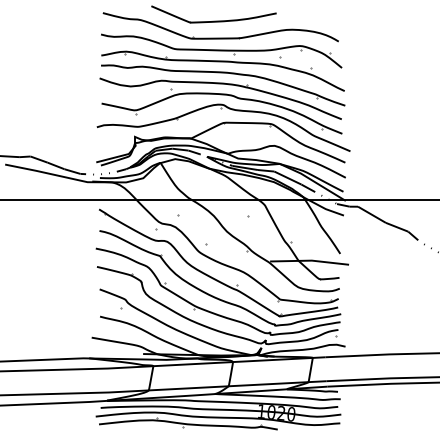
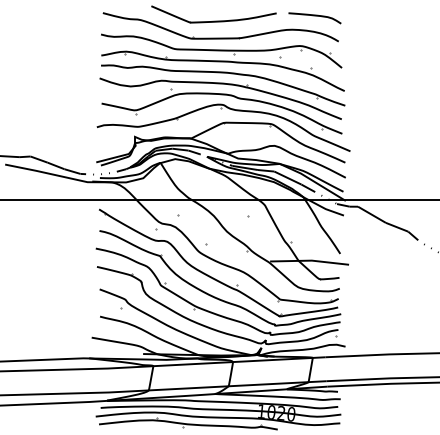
curve: none -> present (314, 16)
